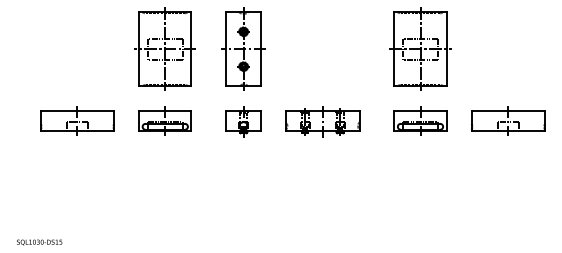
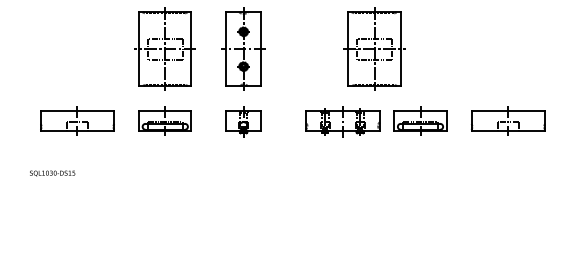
part position: (420, 48) -> (374, 48) (374, 48)
part position: (322, 121) -> (342, 121) (342, 121)
text position: (39, 242) -> (52, 173) (52, 173)
